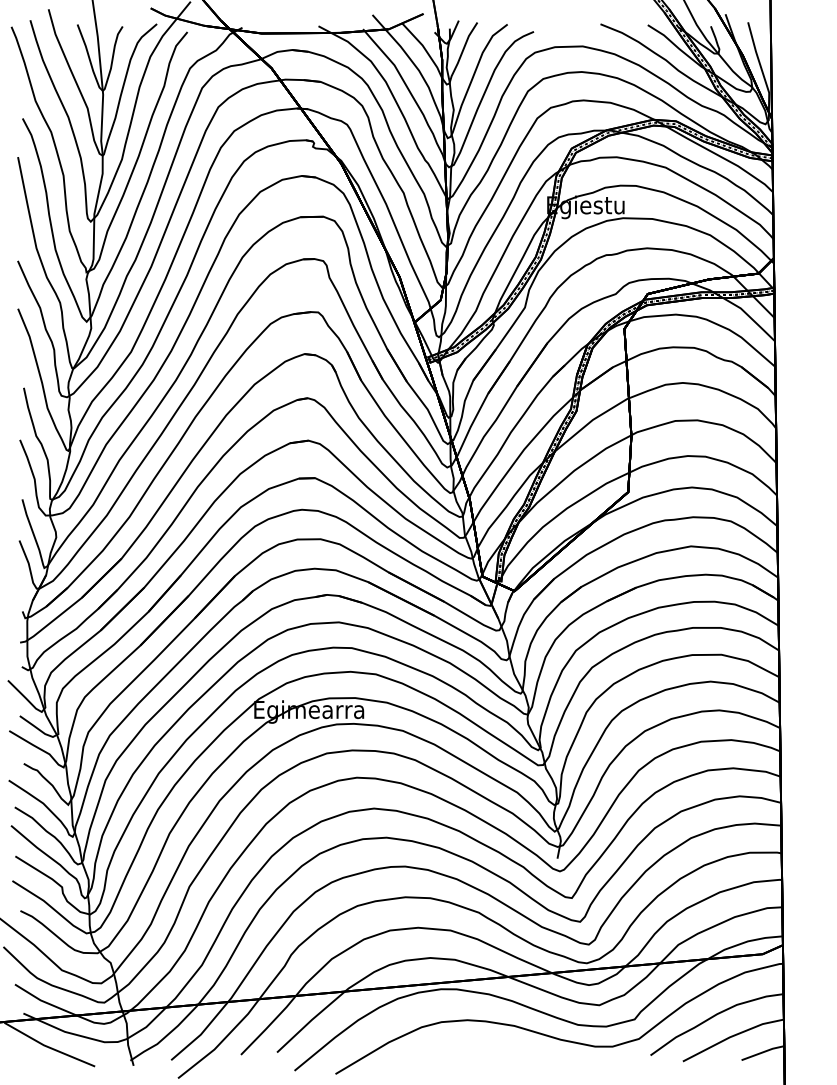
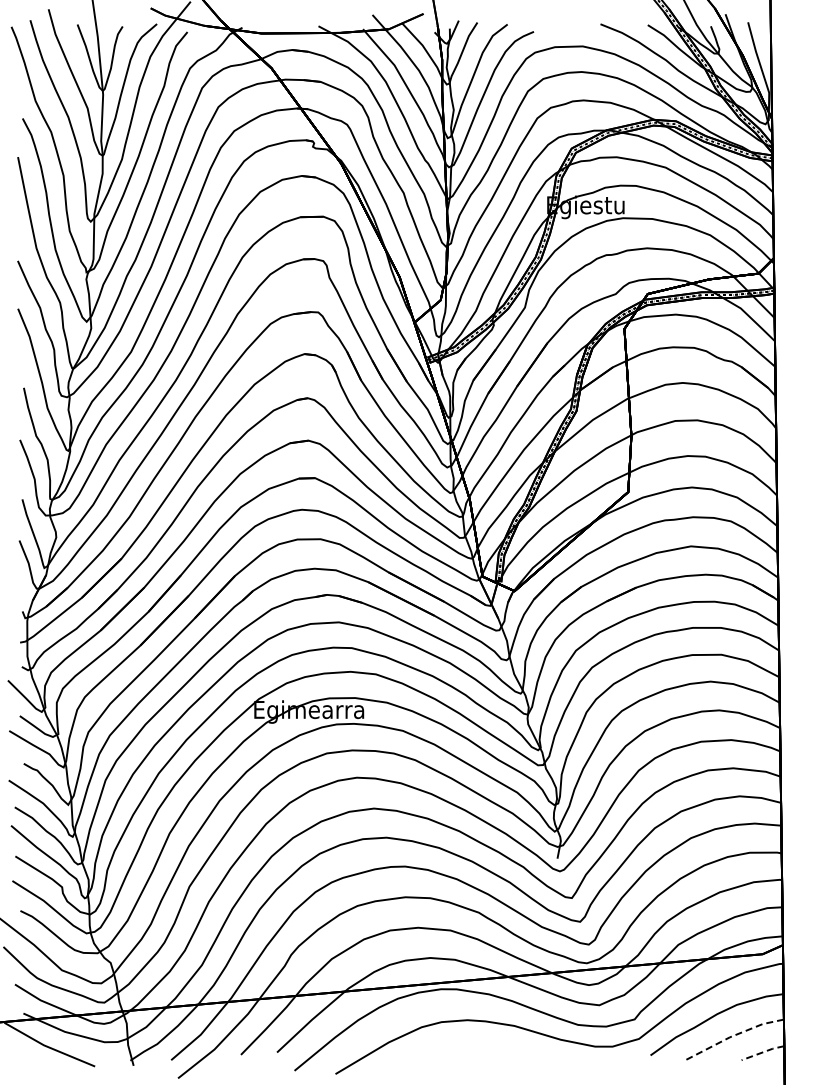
line: solid -> dashed (731, 1036)
line: solid -> dashed (762, 1052)
